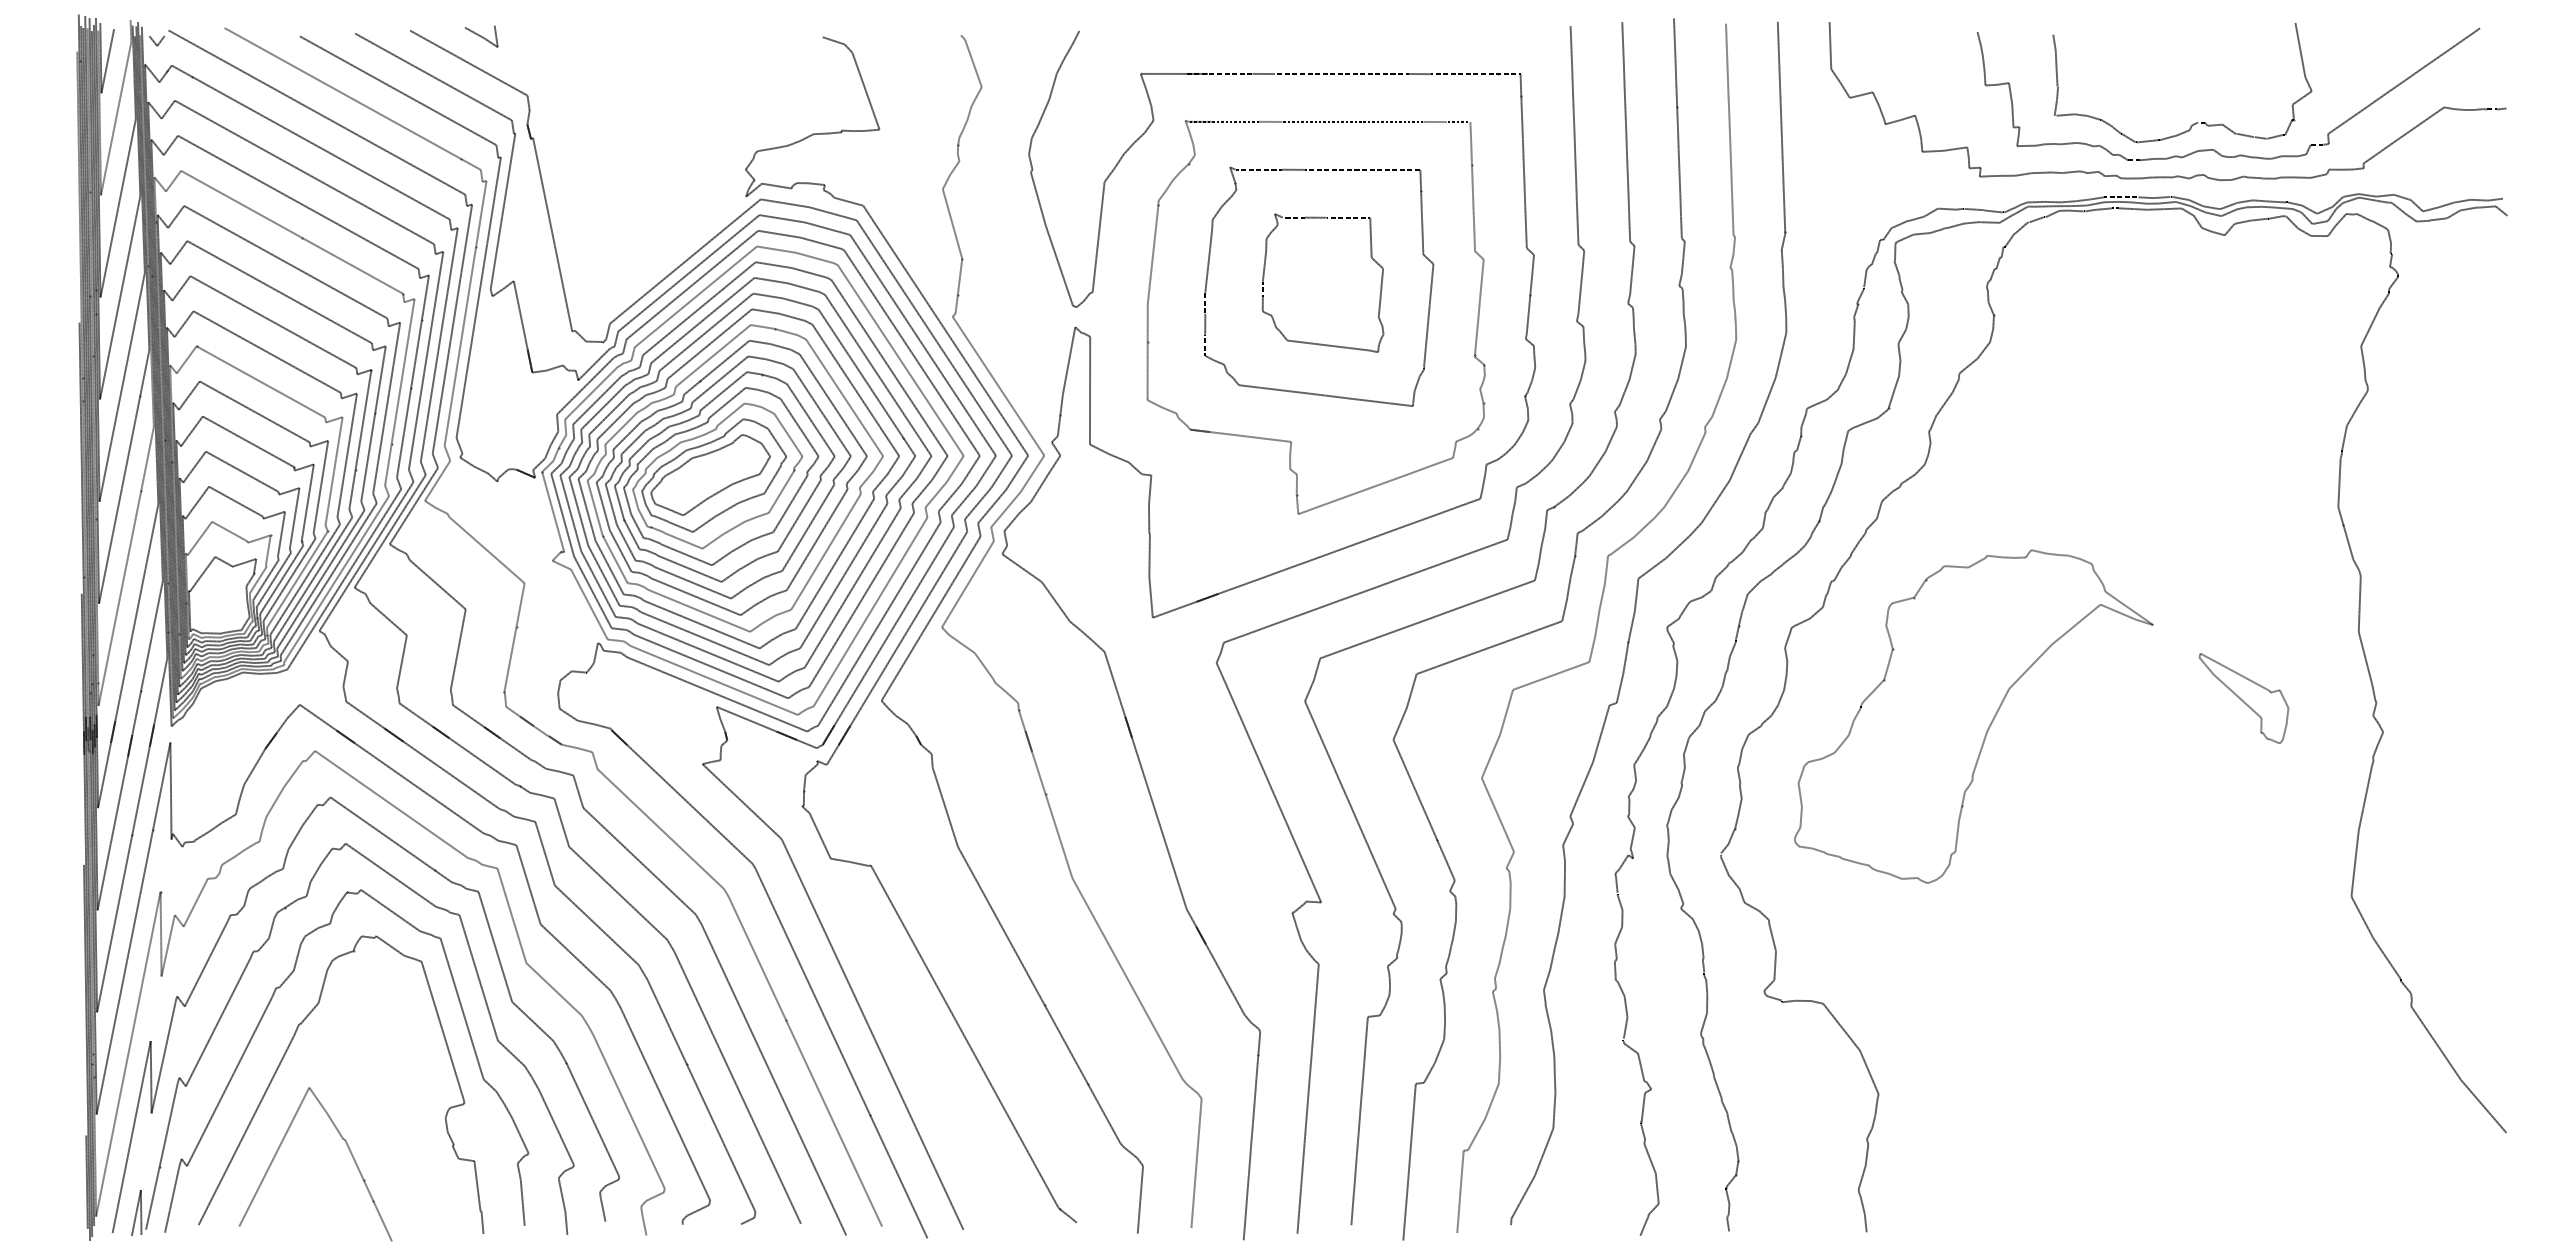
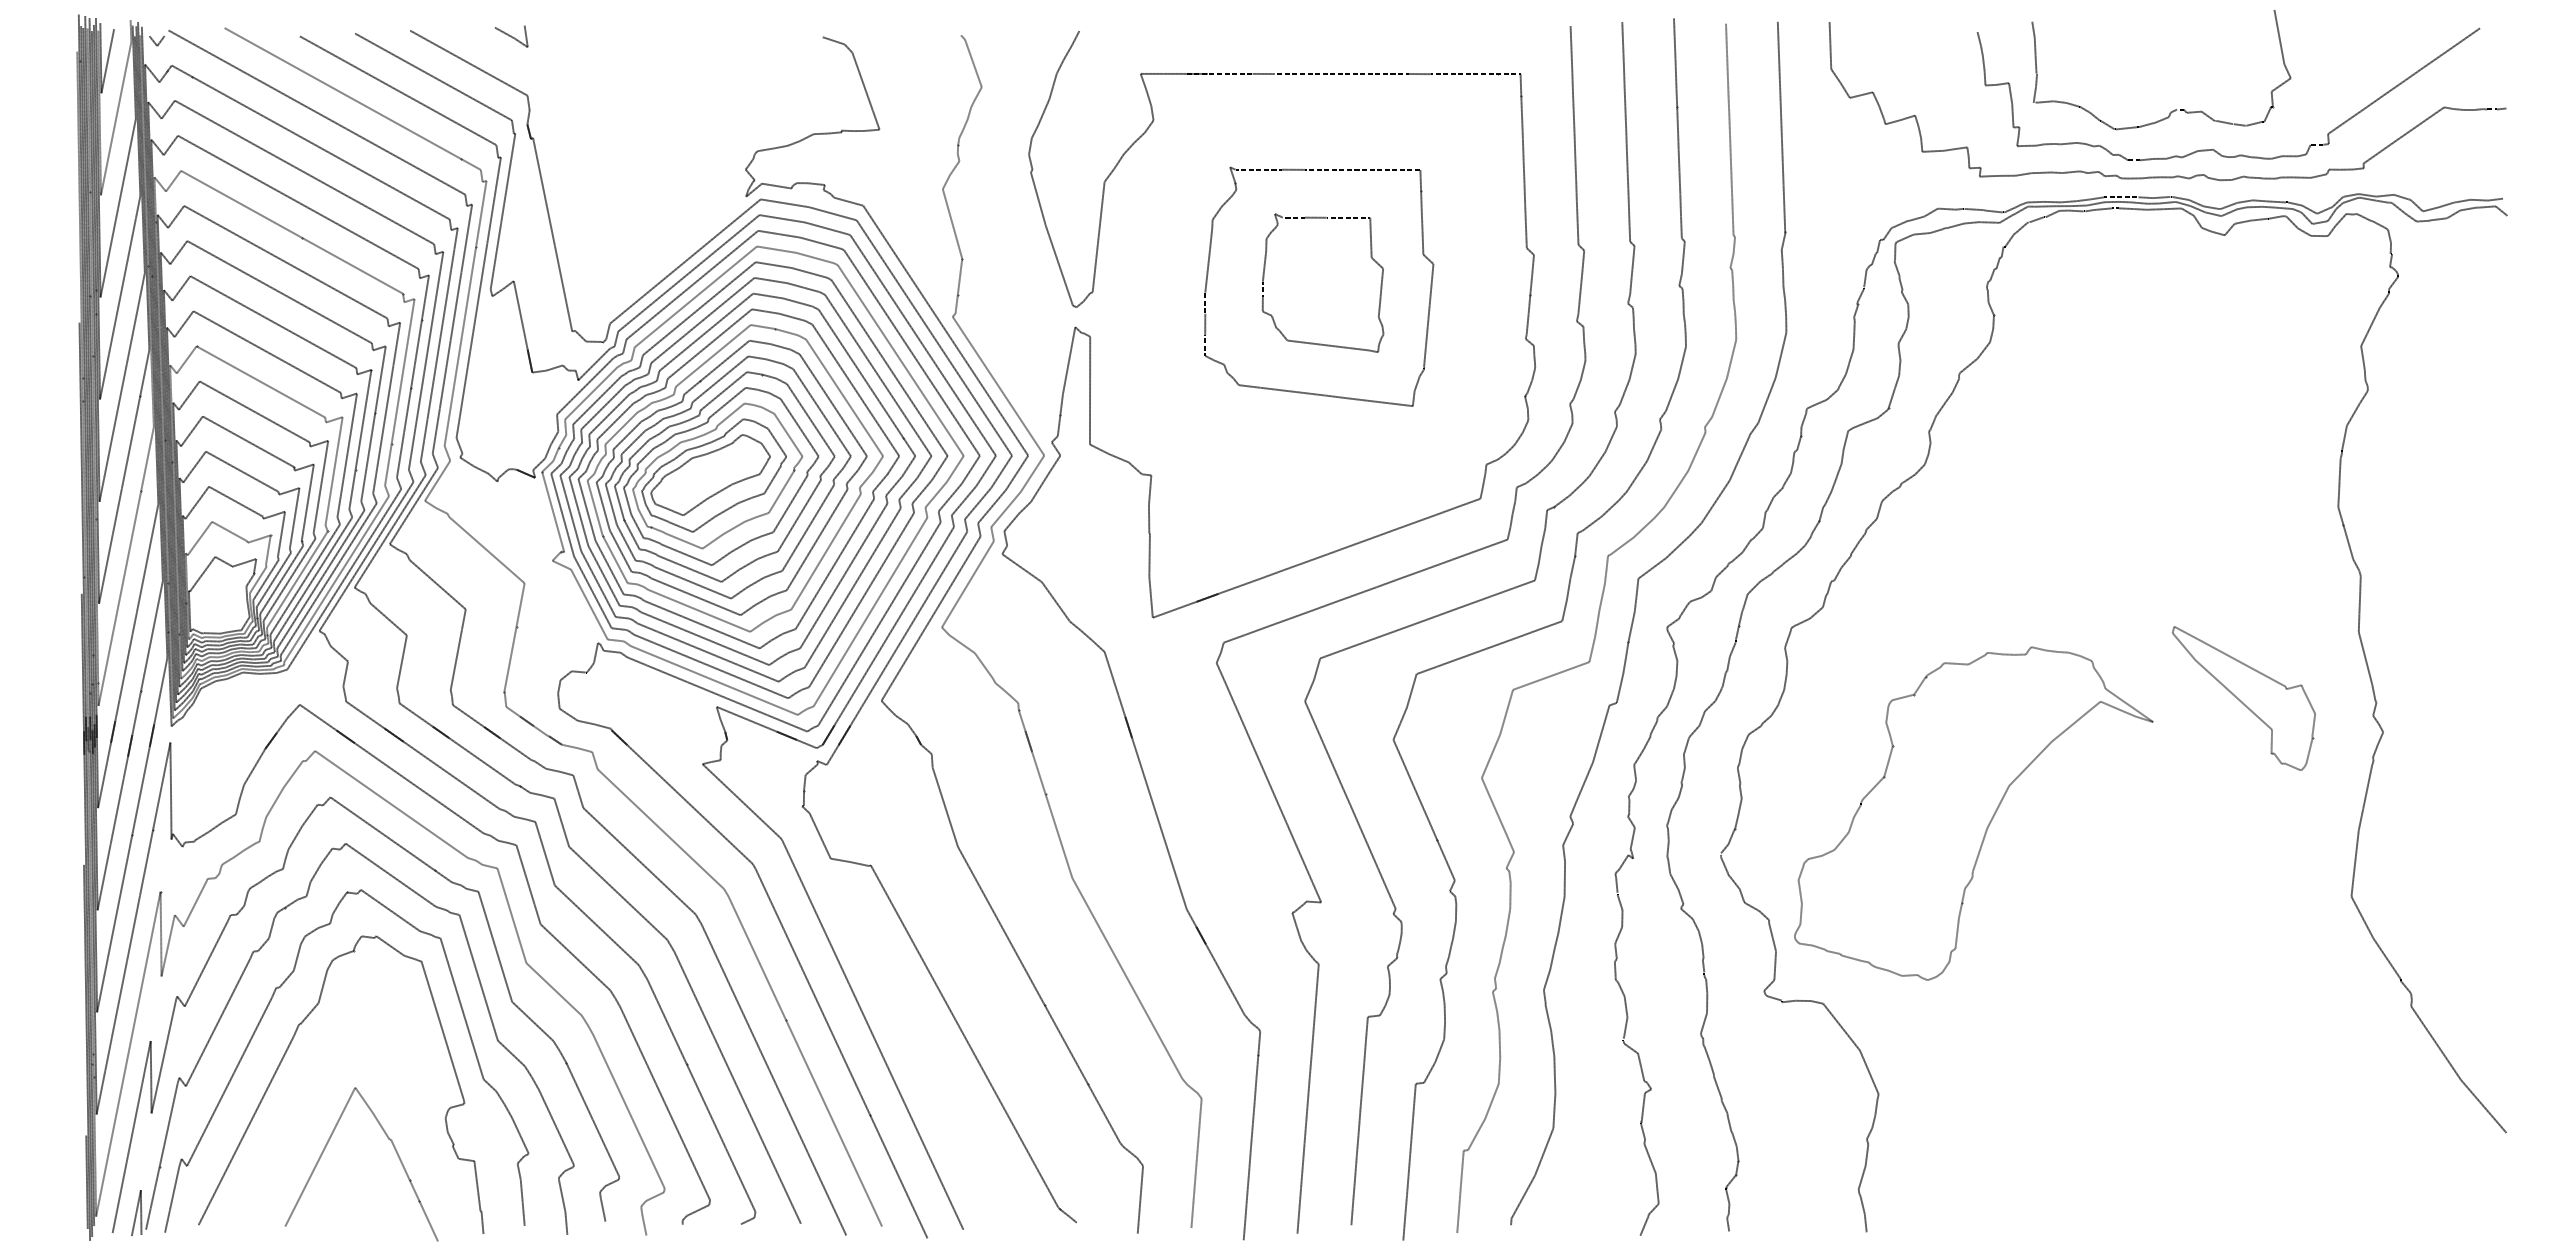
line position: (481, 36) -> (511, 36) (511, 36)
curve position: (2195, 122) -> (2174, 109) (2174, 109)
part: present -> none (1289, 440)
part size: 92x91 px -> 144x145 px (2243, 698)
part position: (1973, 716) -> (1973, 813) (1973, 813)
curve position: (347, 1147) -> (393, 1147) (393, 1147)
